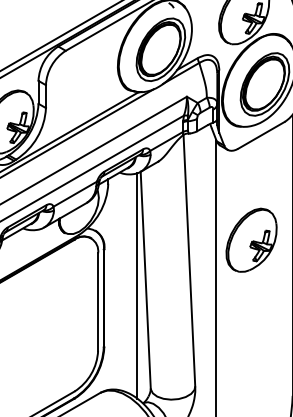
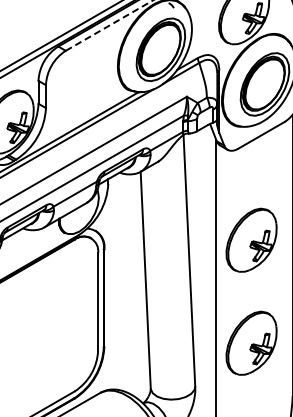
line: solid -> dashed (109, 25)
line: present -> none (137, 285)
part: none -> present (251, 342)
